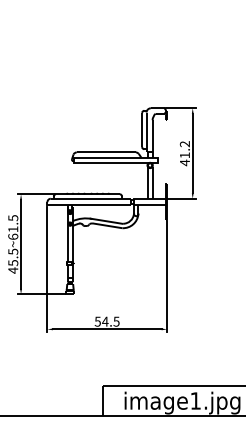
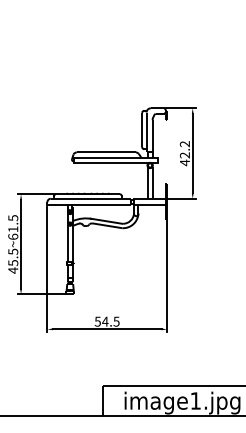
text: 41.2 -> 42.2 (184, 155)
